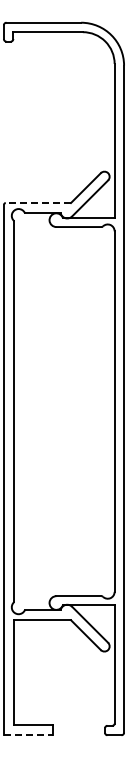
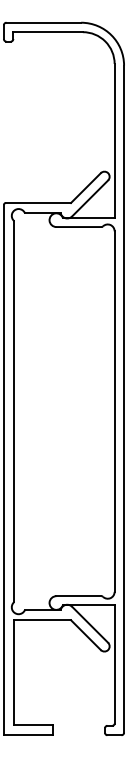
line: dashed -> solid (38, 203)
line: dashed -> solid (29, 735)
